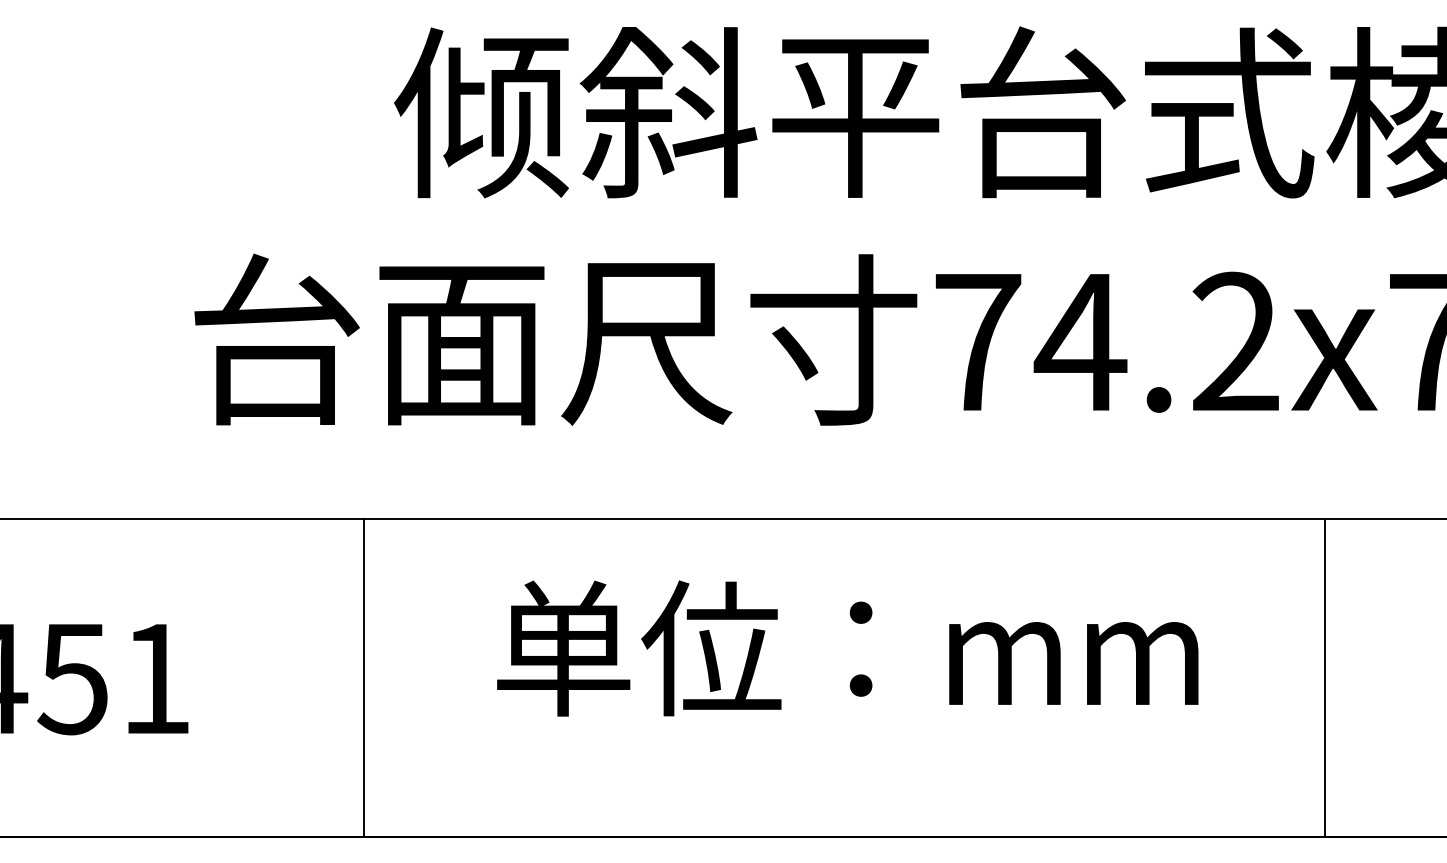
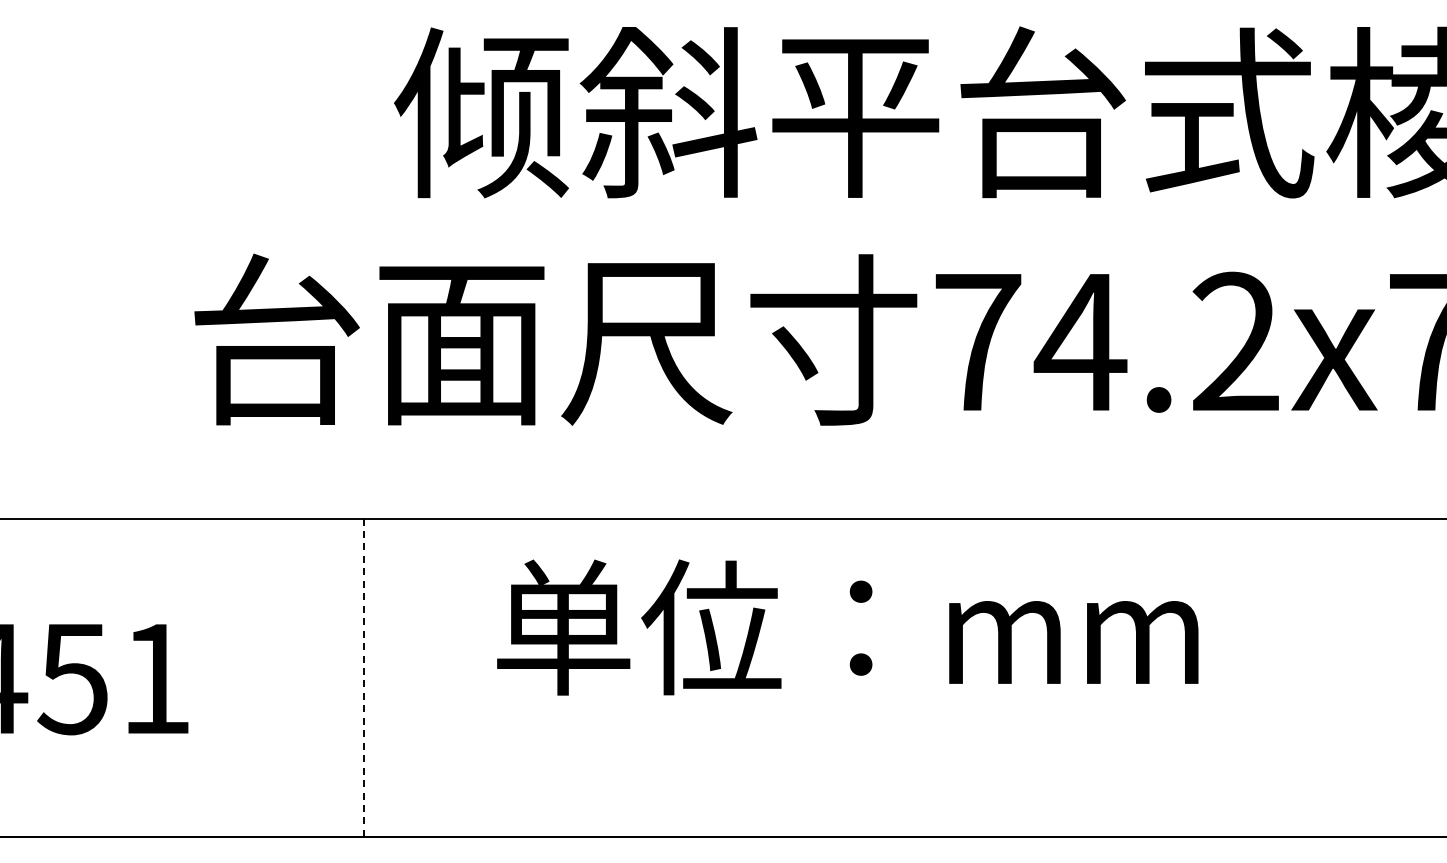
text position: (847, 648) -> (847, 627) (847, 627)
line: present -> none (1325, 677)
line: solid -> dashed (363, 678)
